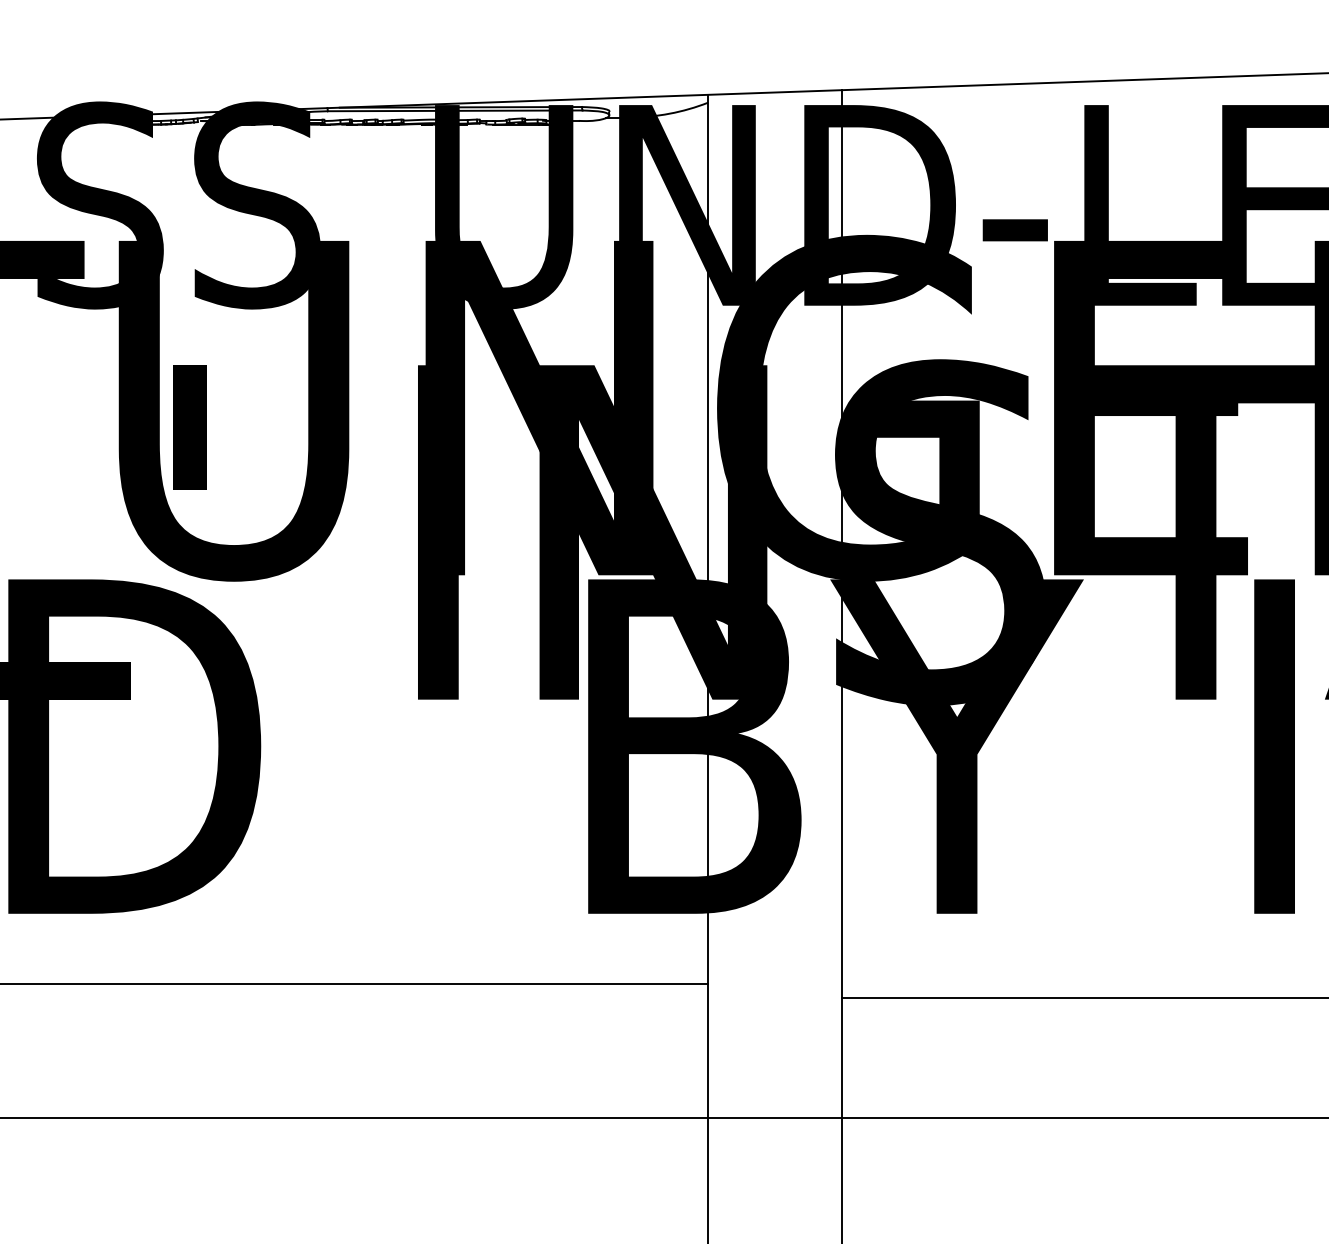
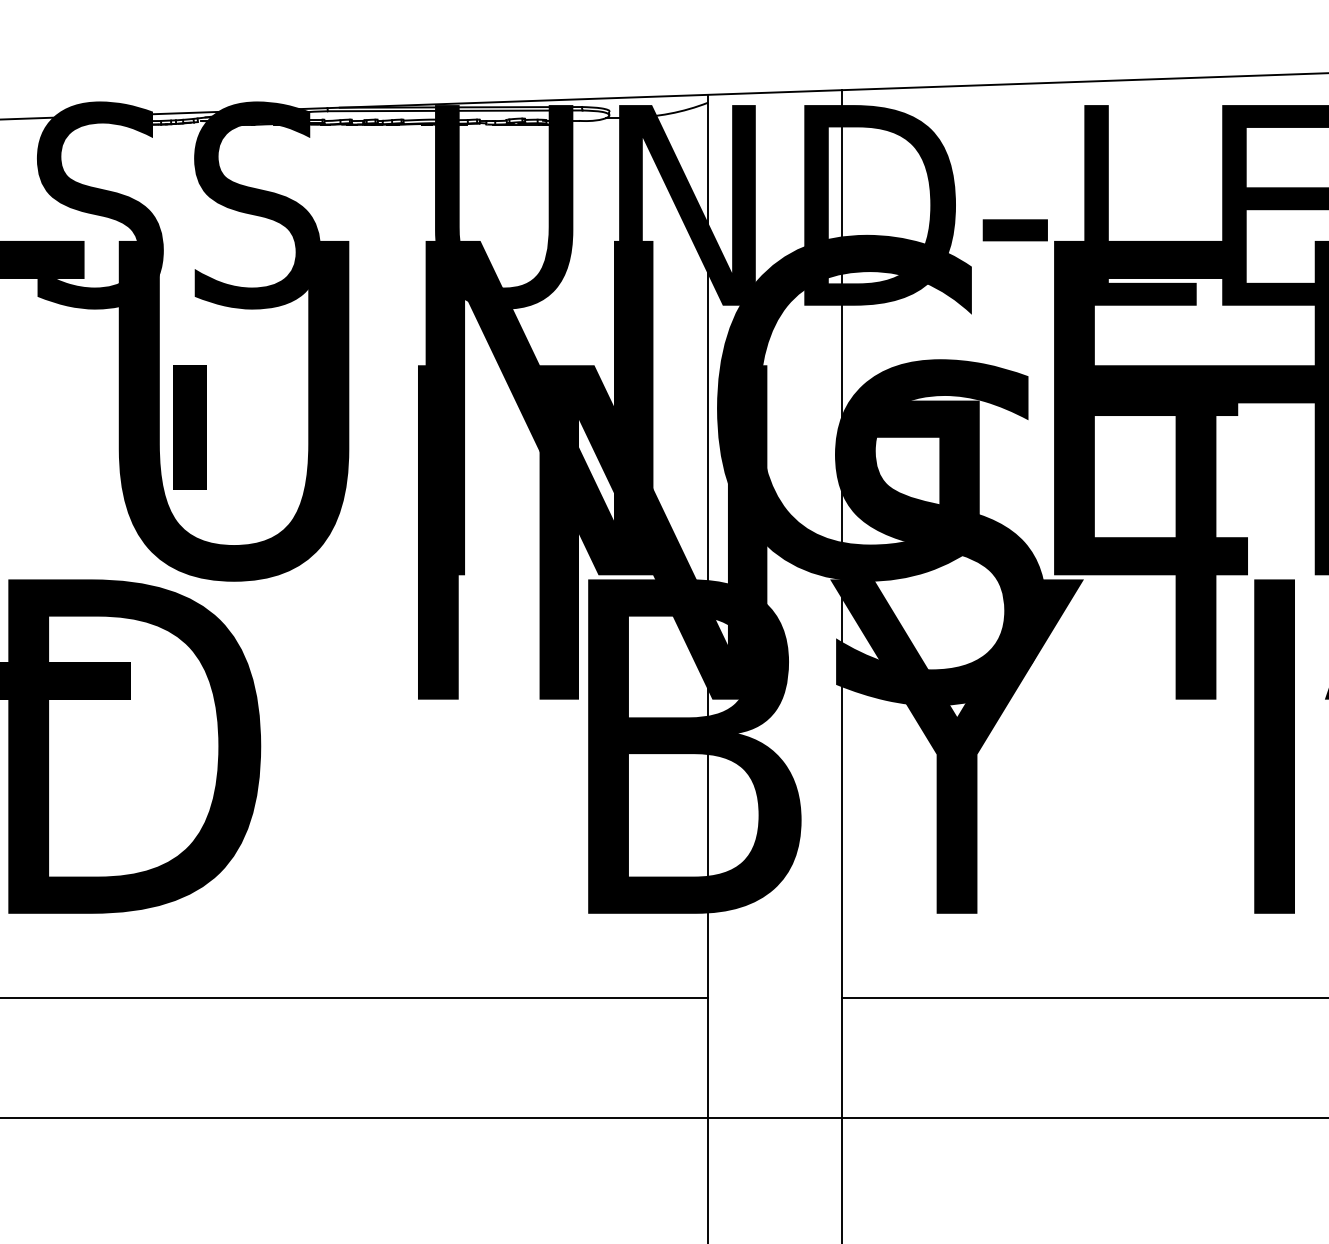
line position: (355, 984) -> (355, 998) (355, 998)
